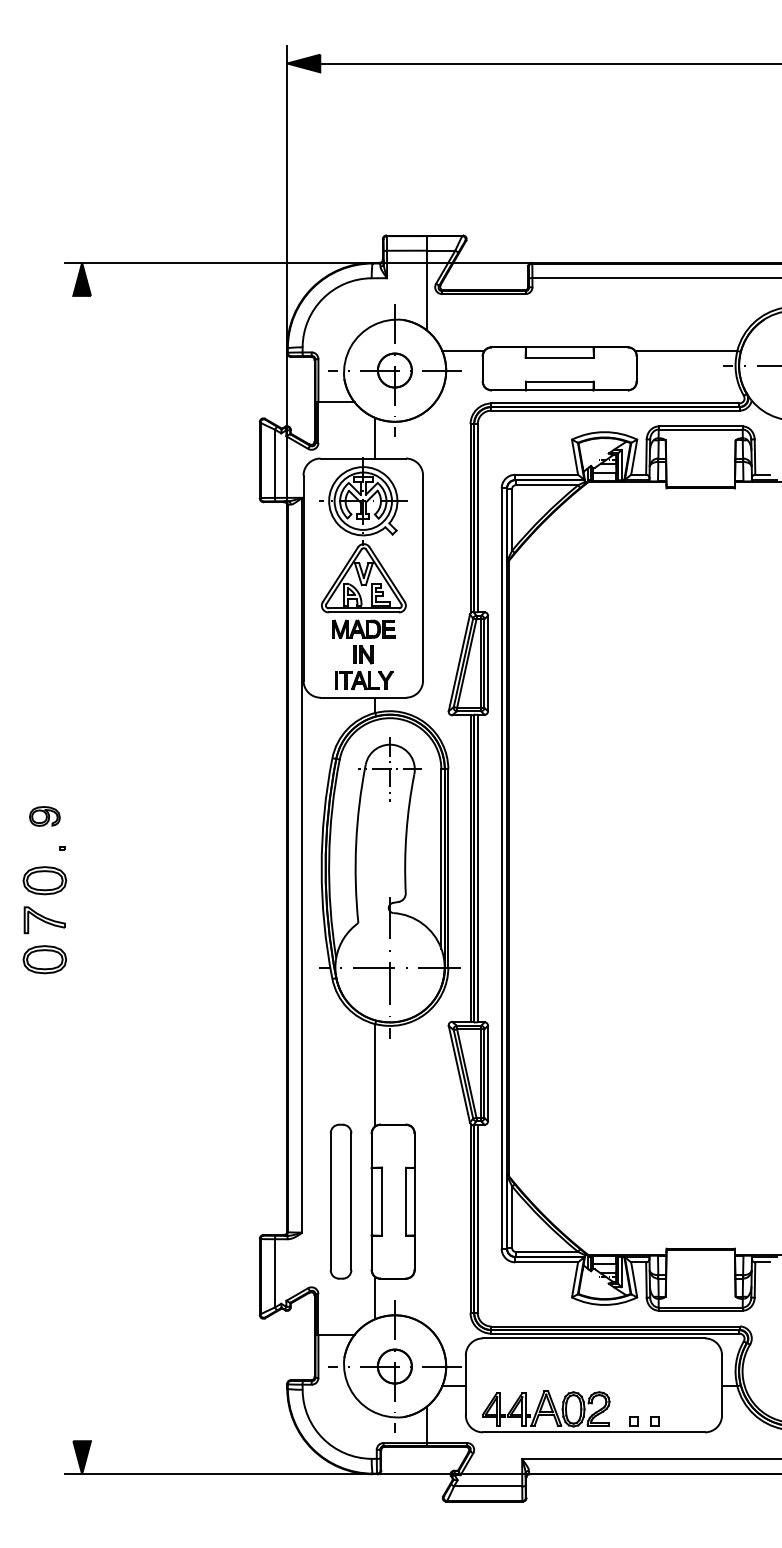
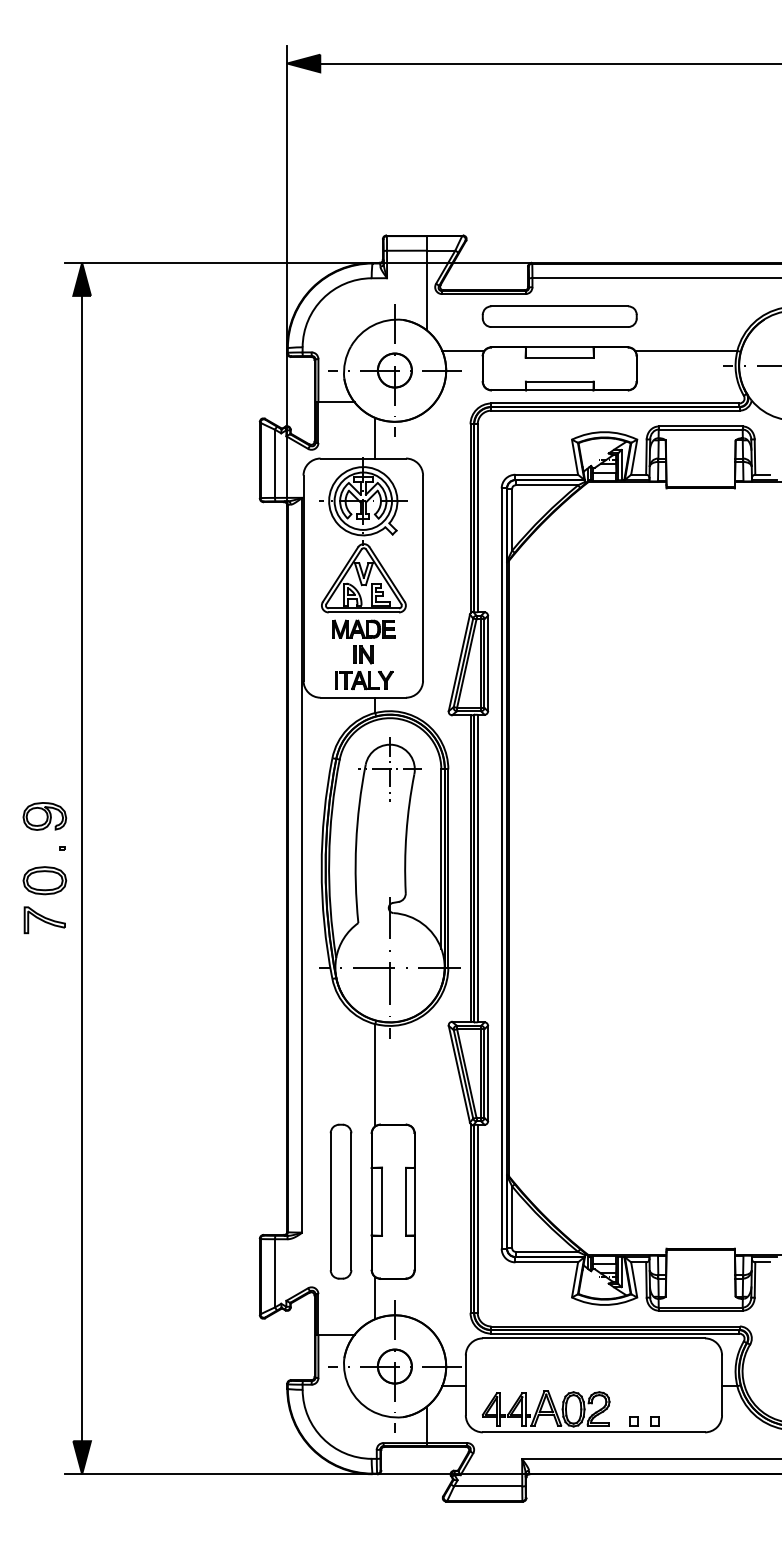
part: none -> present (559, 316)
part size: 32x21 px -> 46x29 px (44, 816)
line: none -> present (82, 868)
part: present -> none (44, 959)
